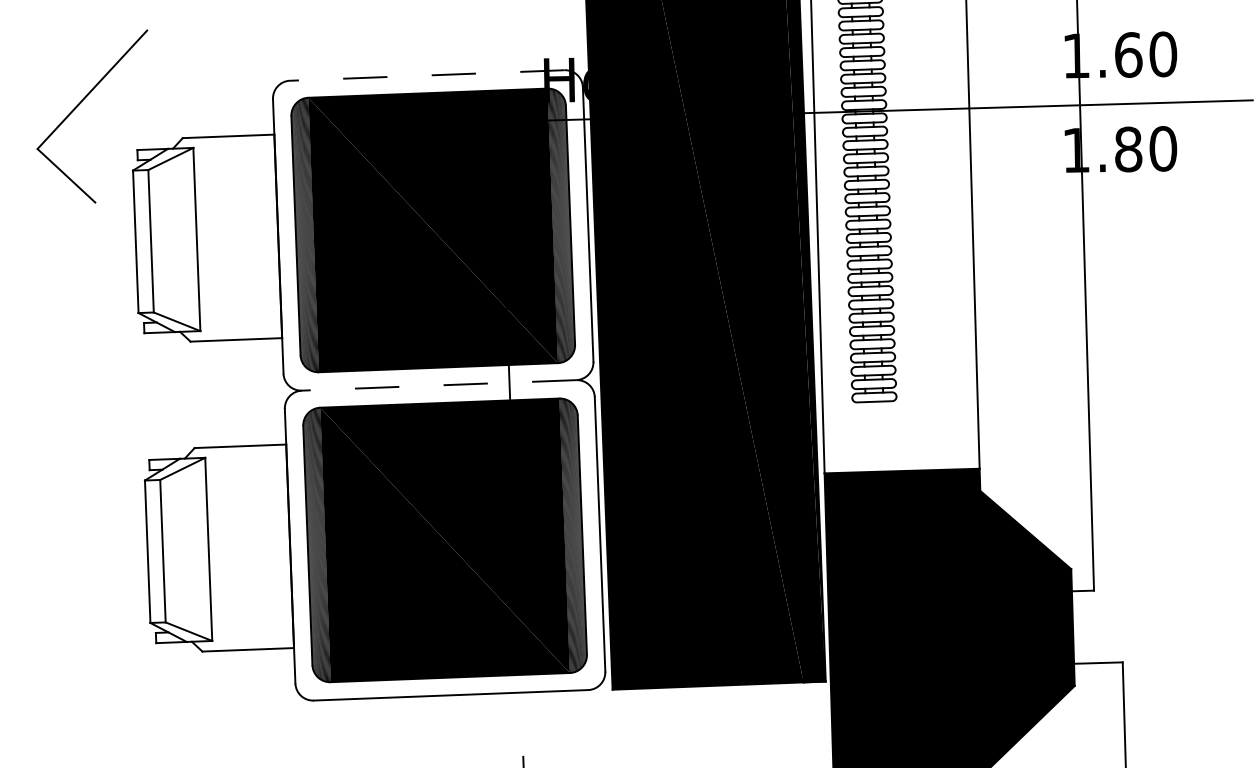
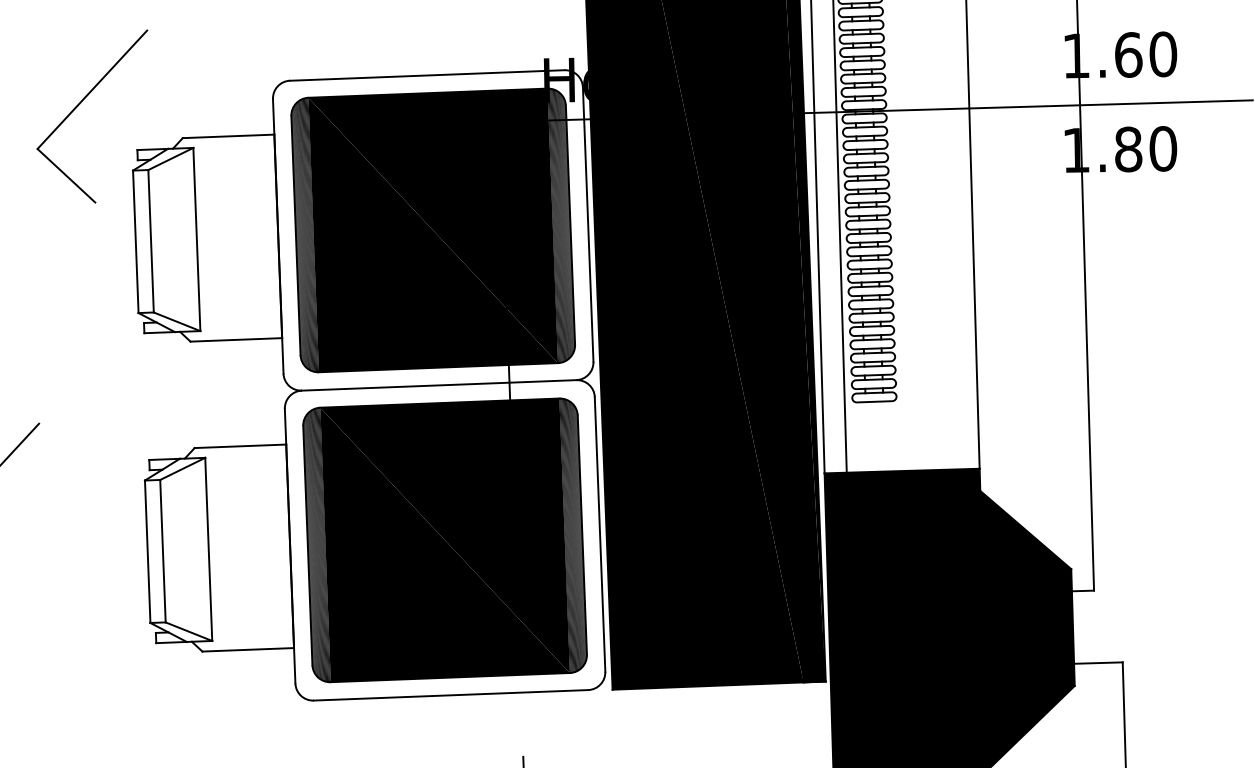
line: dashed -> solid (426, 75)
line: none -> present (839, 237)
line: dashed -> solid (438, 385)
line: none -> present (20, 443)
